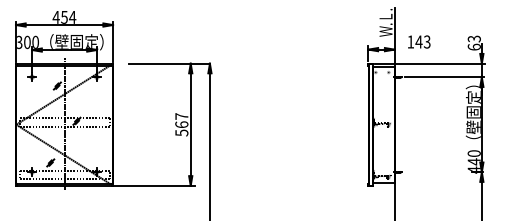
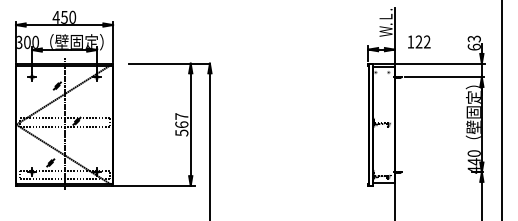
text: 454 -> 450 (72, 16)
text: 143 -> 122 (422, 41)
line: none -> present (502, 109)
